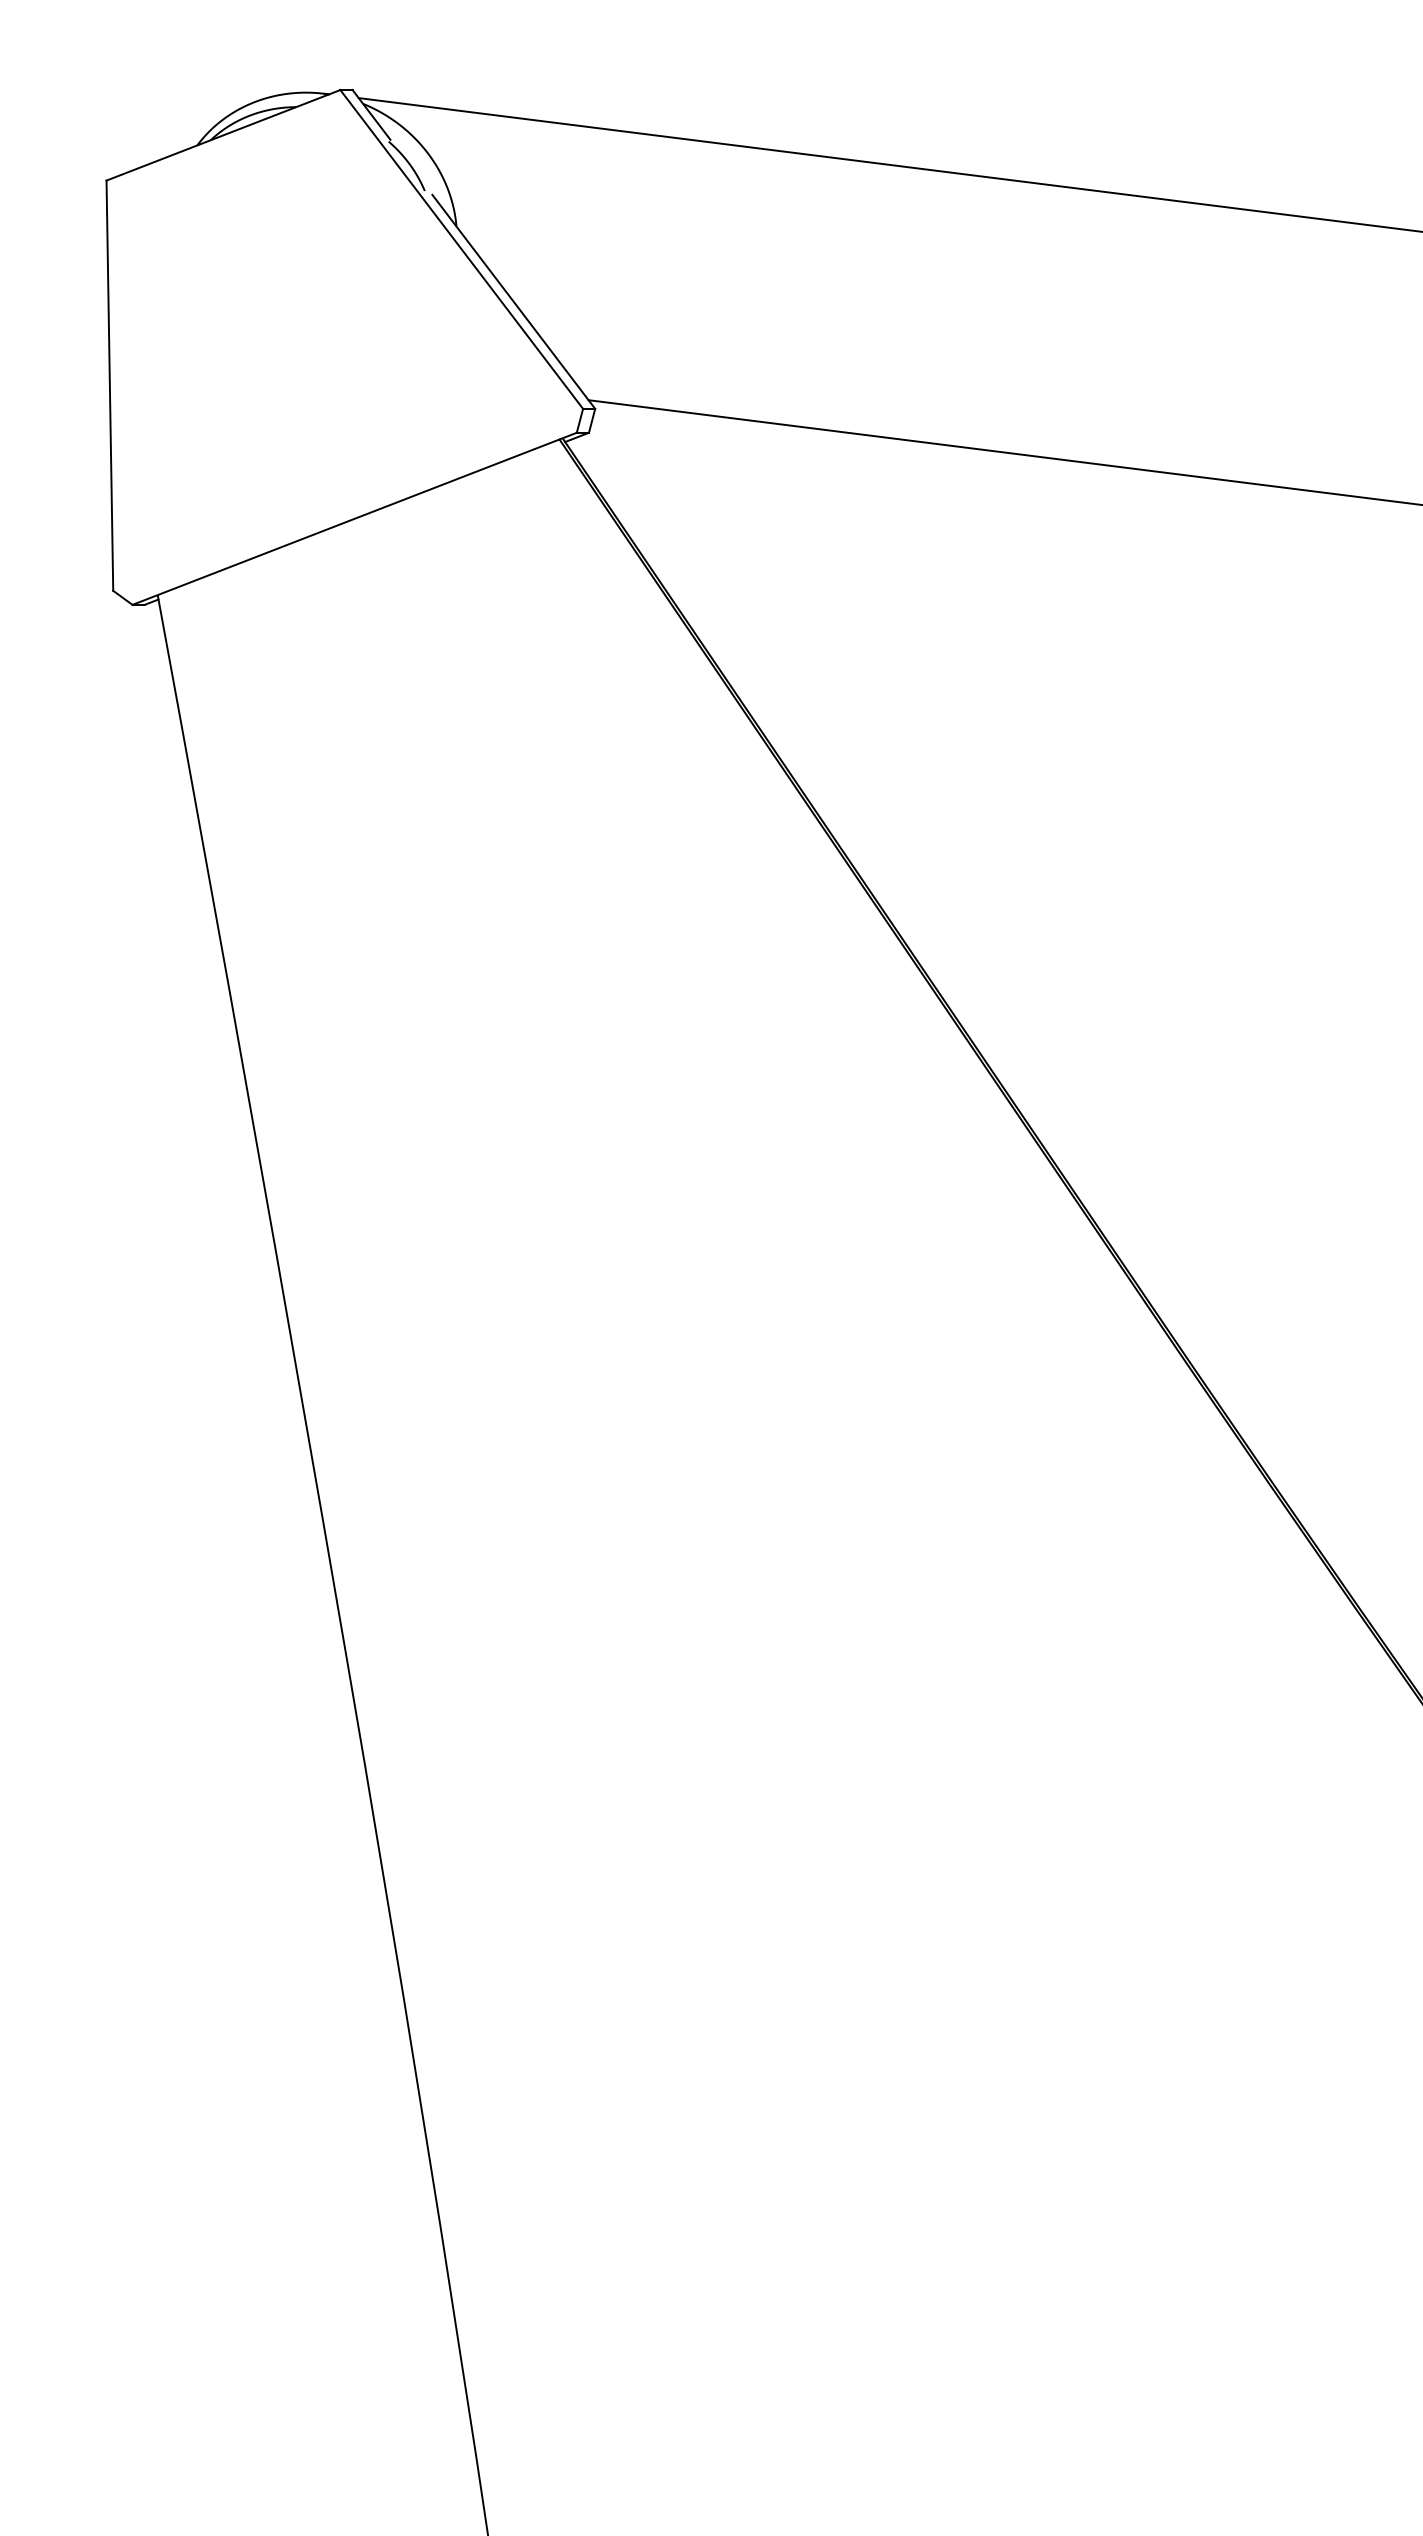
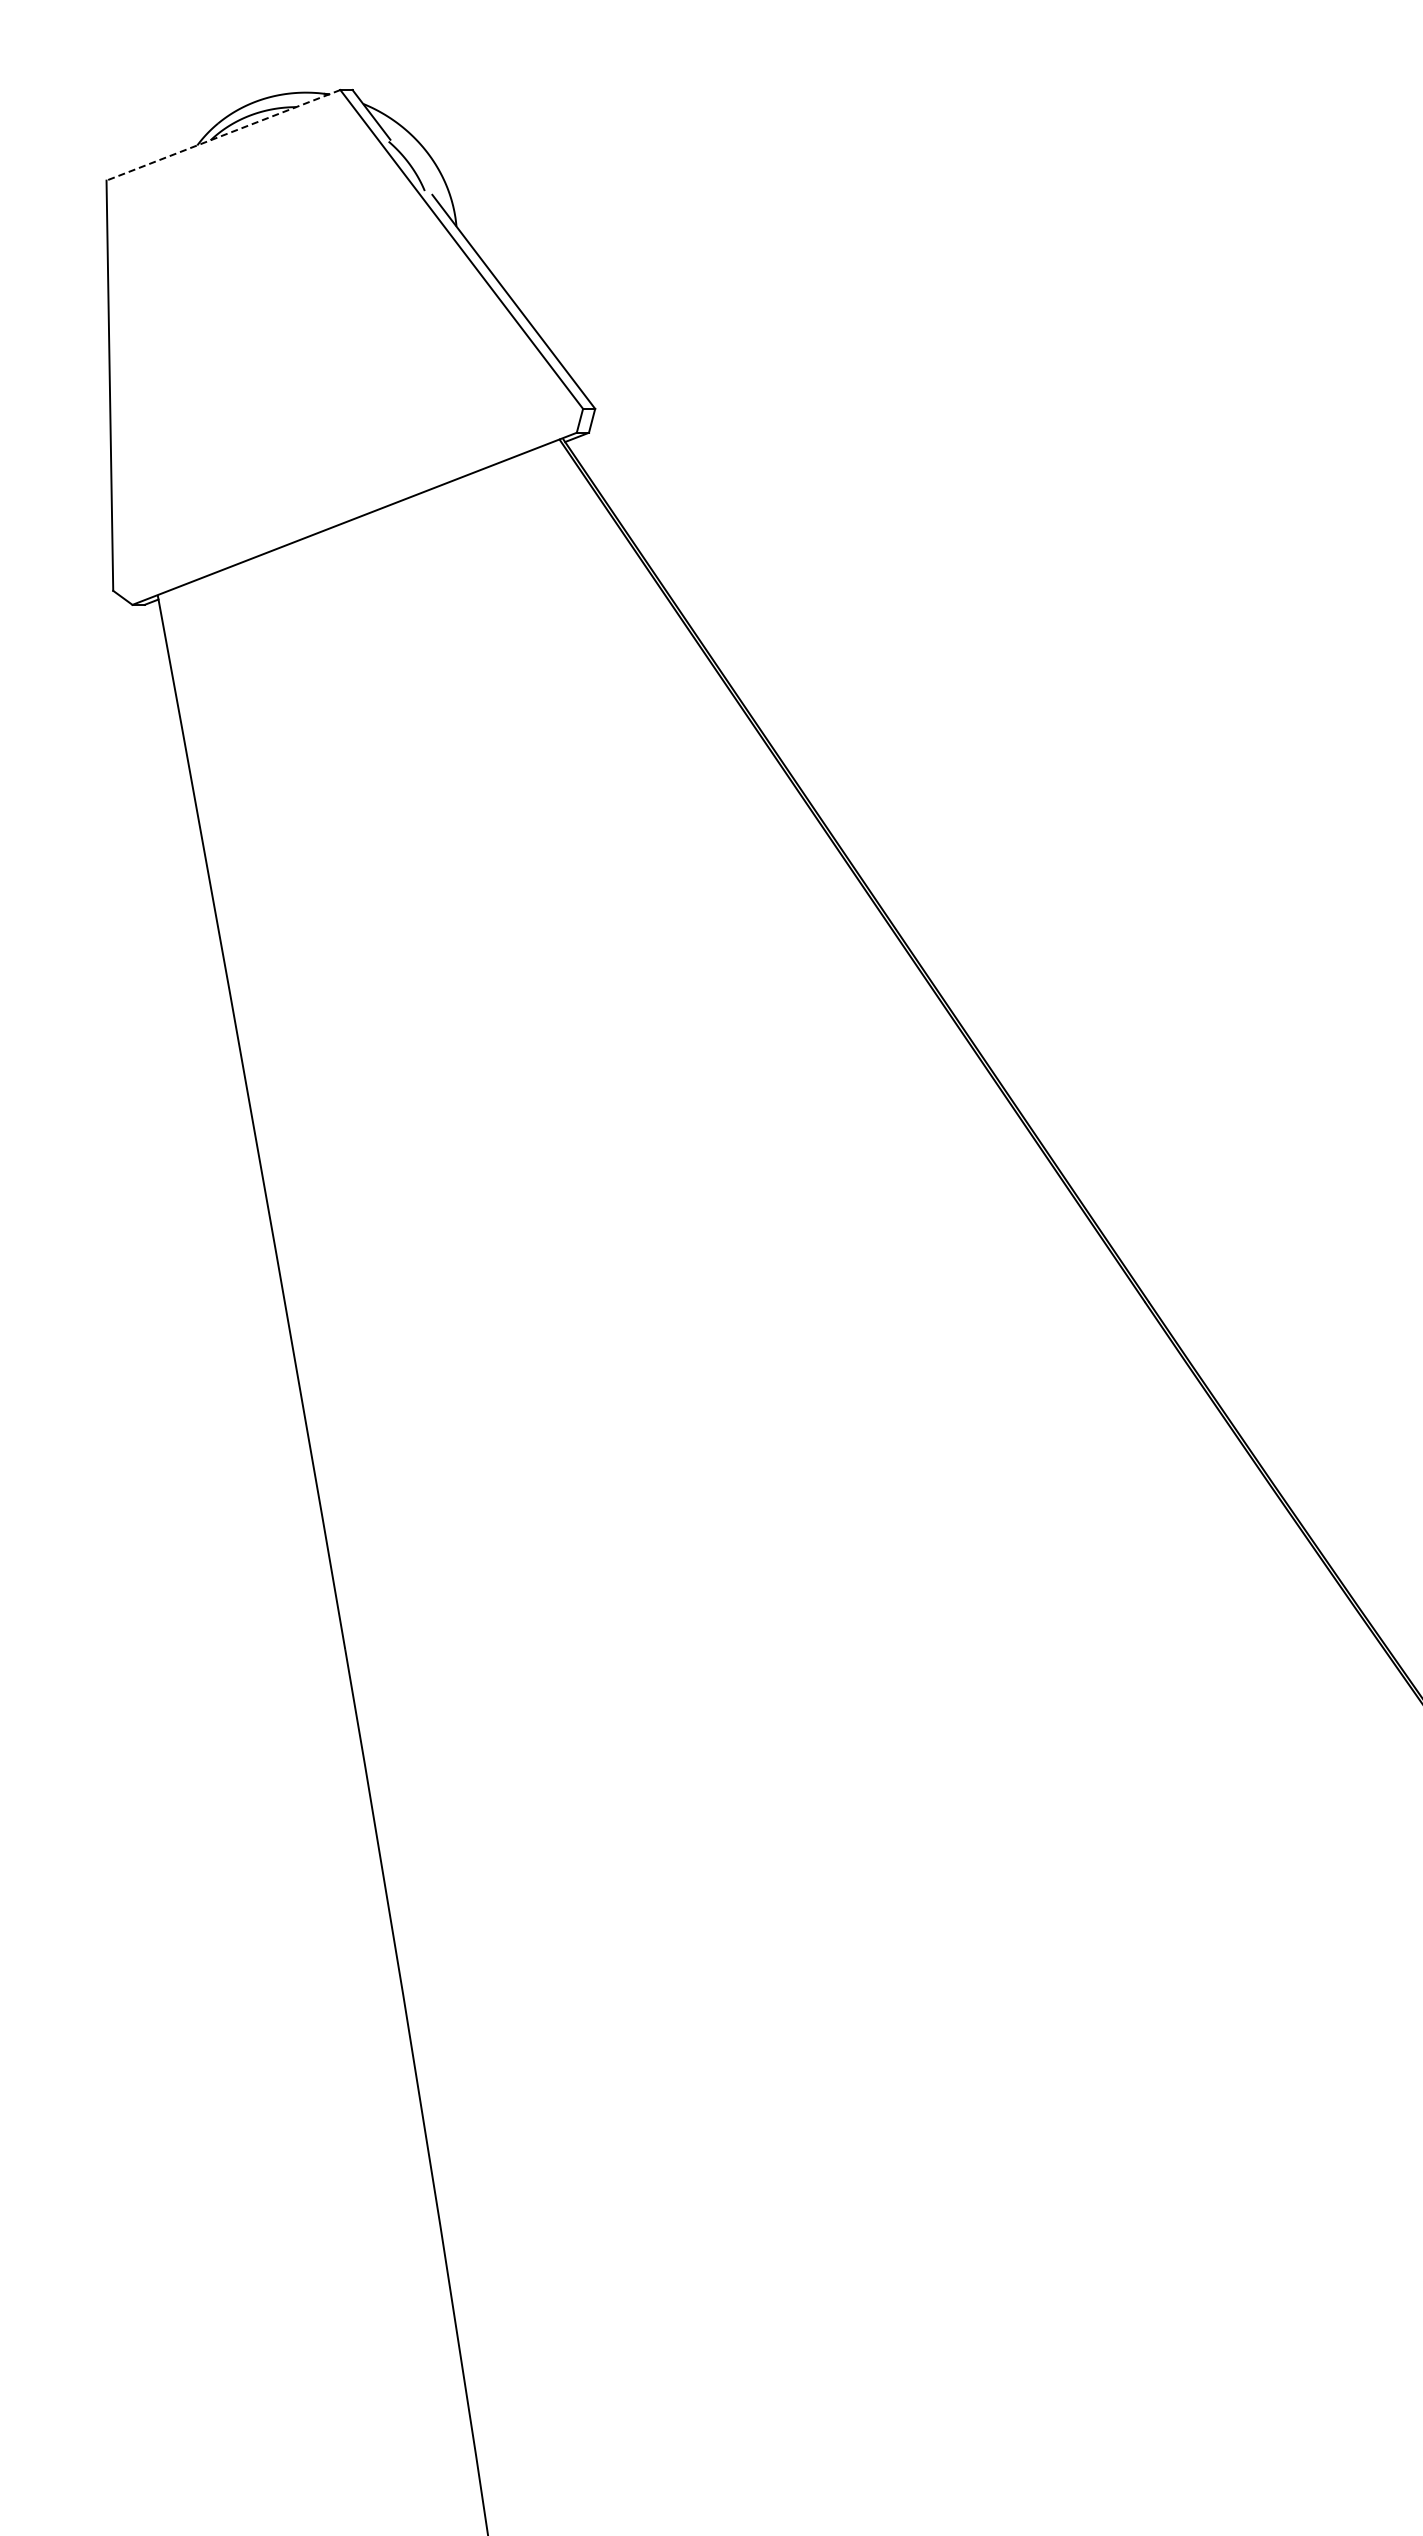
line: solid -> dashed (223, 135)
line: present -> none (888, 164)
line: present -> none (1003, 452)
